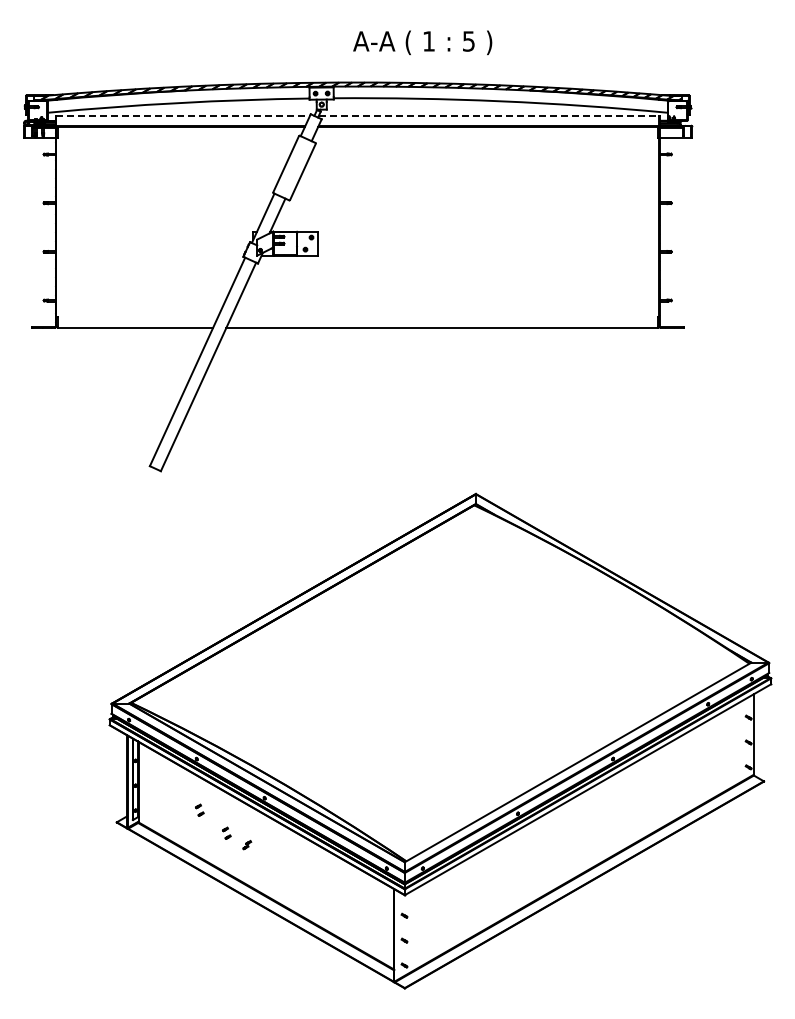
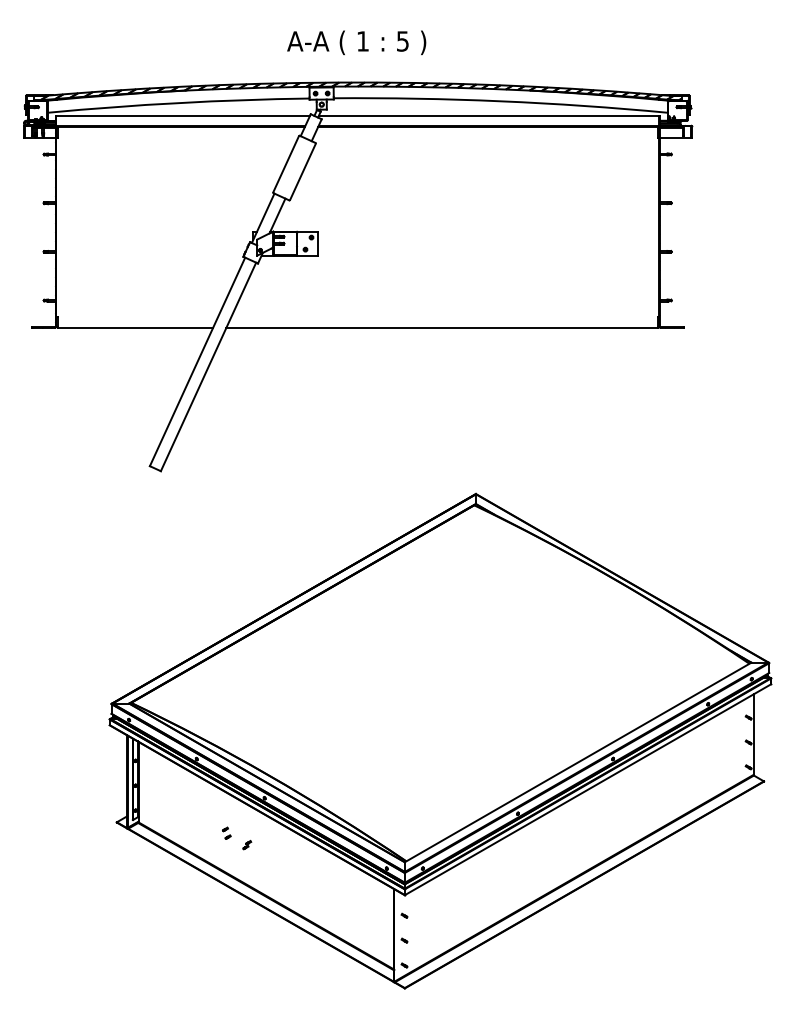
text position: (422, 42) -> (356, 42) (356, 42)
line: dashed -> solid (183, 116)
line: dashed -> solid (489, 116)
part: present -> none (199, 809)
